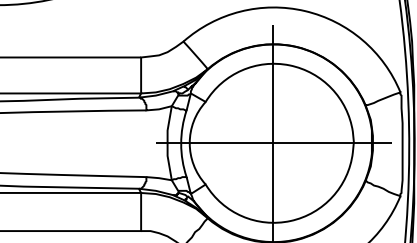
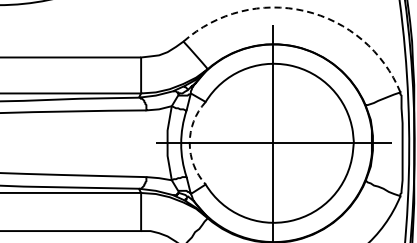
arc: solid -> dashed (305, 11)
arc: solid -> dashed (189, 143)
